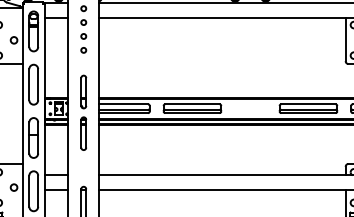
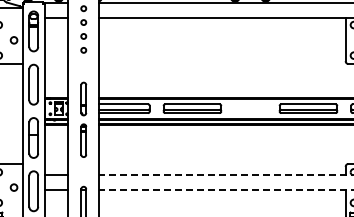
part position: (83, 112) -> (83, 119) (83, 119)
line: solid -> dashed (226, 175)
line: solid -> dashed (226, 190)
